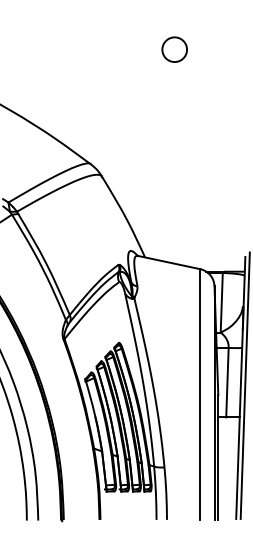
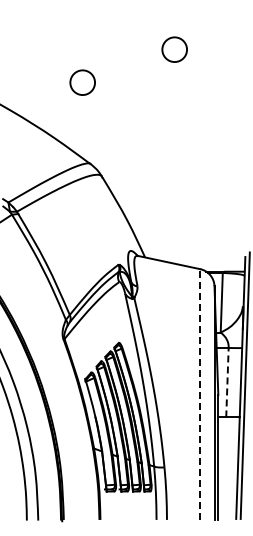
circle: none -> present (82, 82)
line: solid -> dashed (227, 382)
line: solid -> dashed (200, 394)
